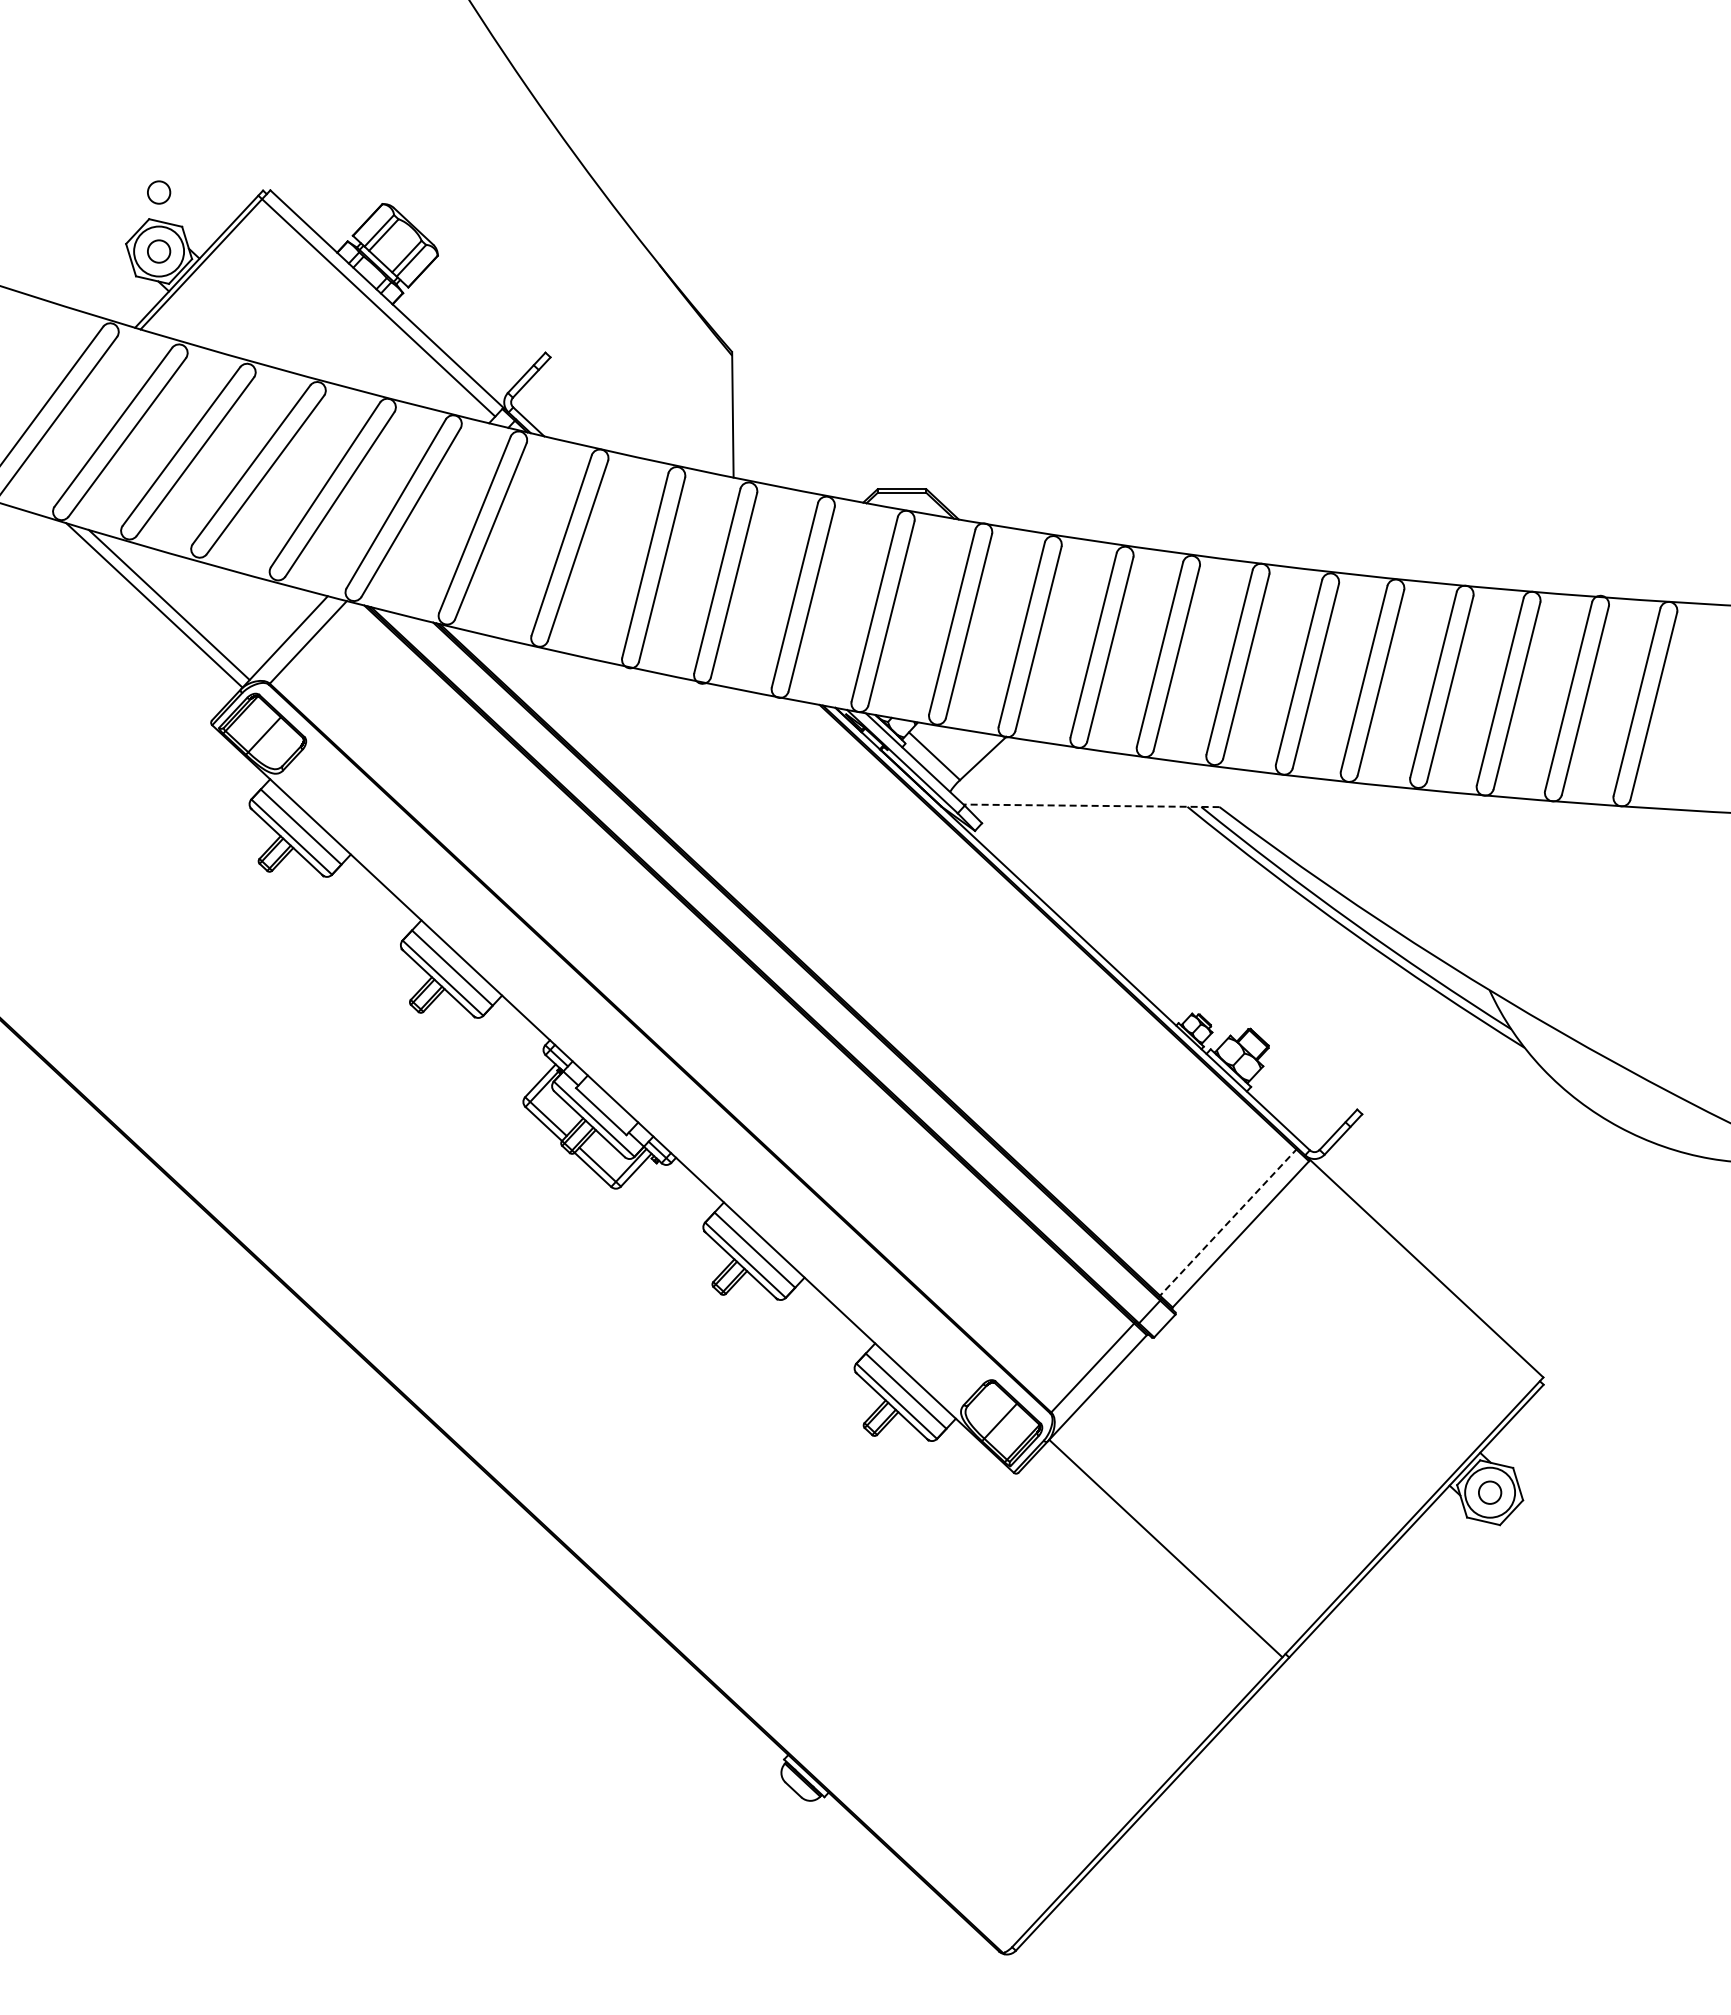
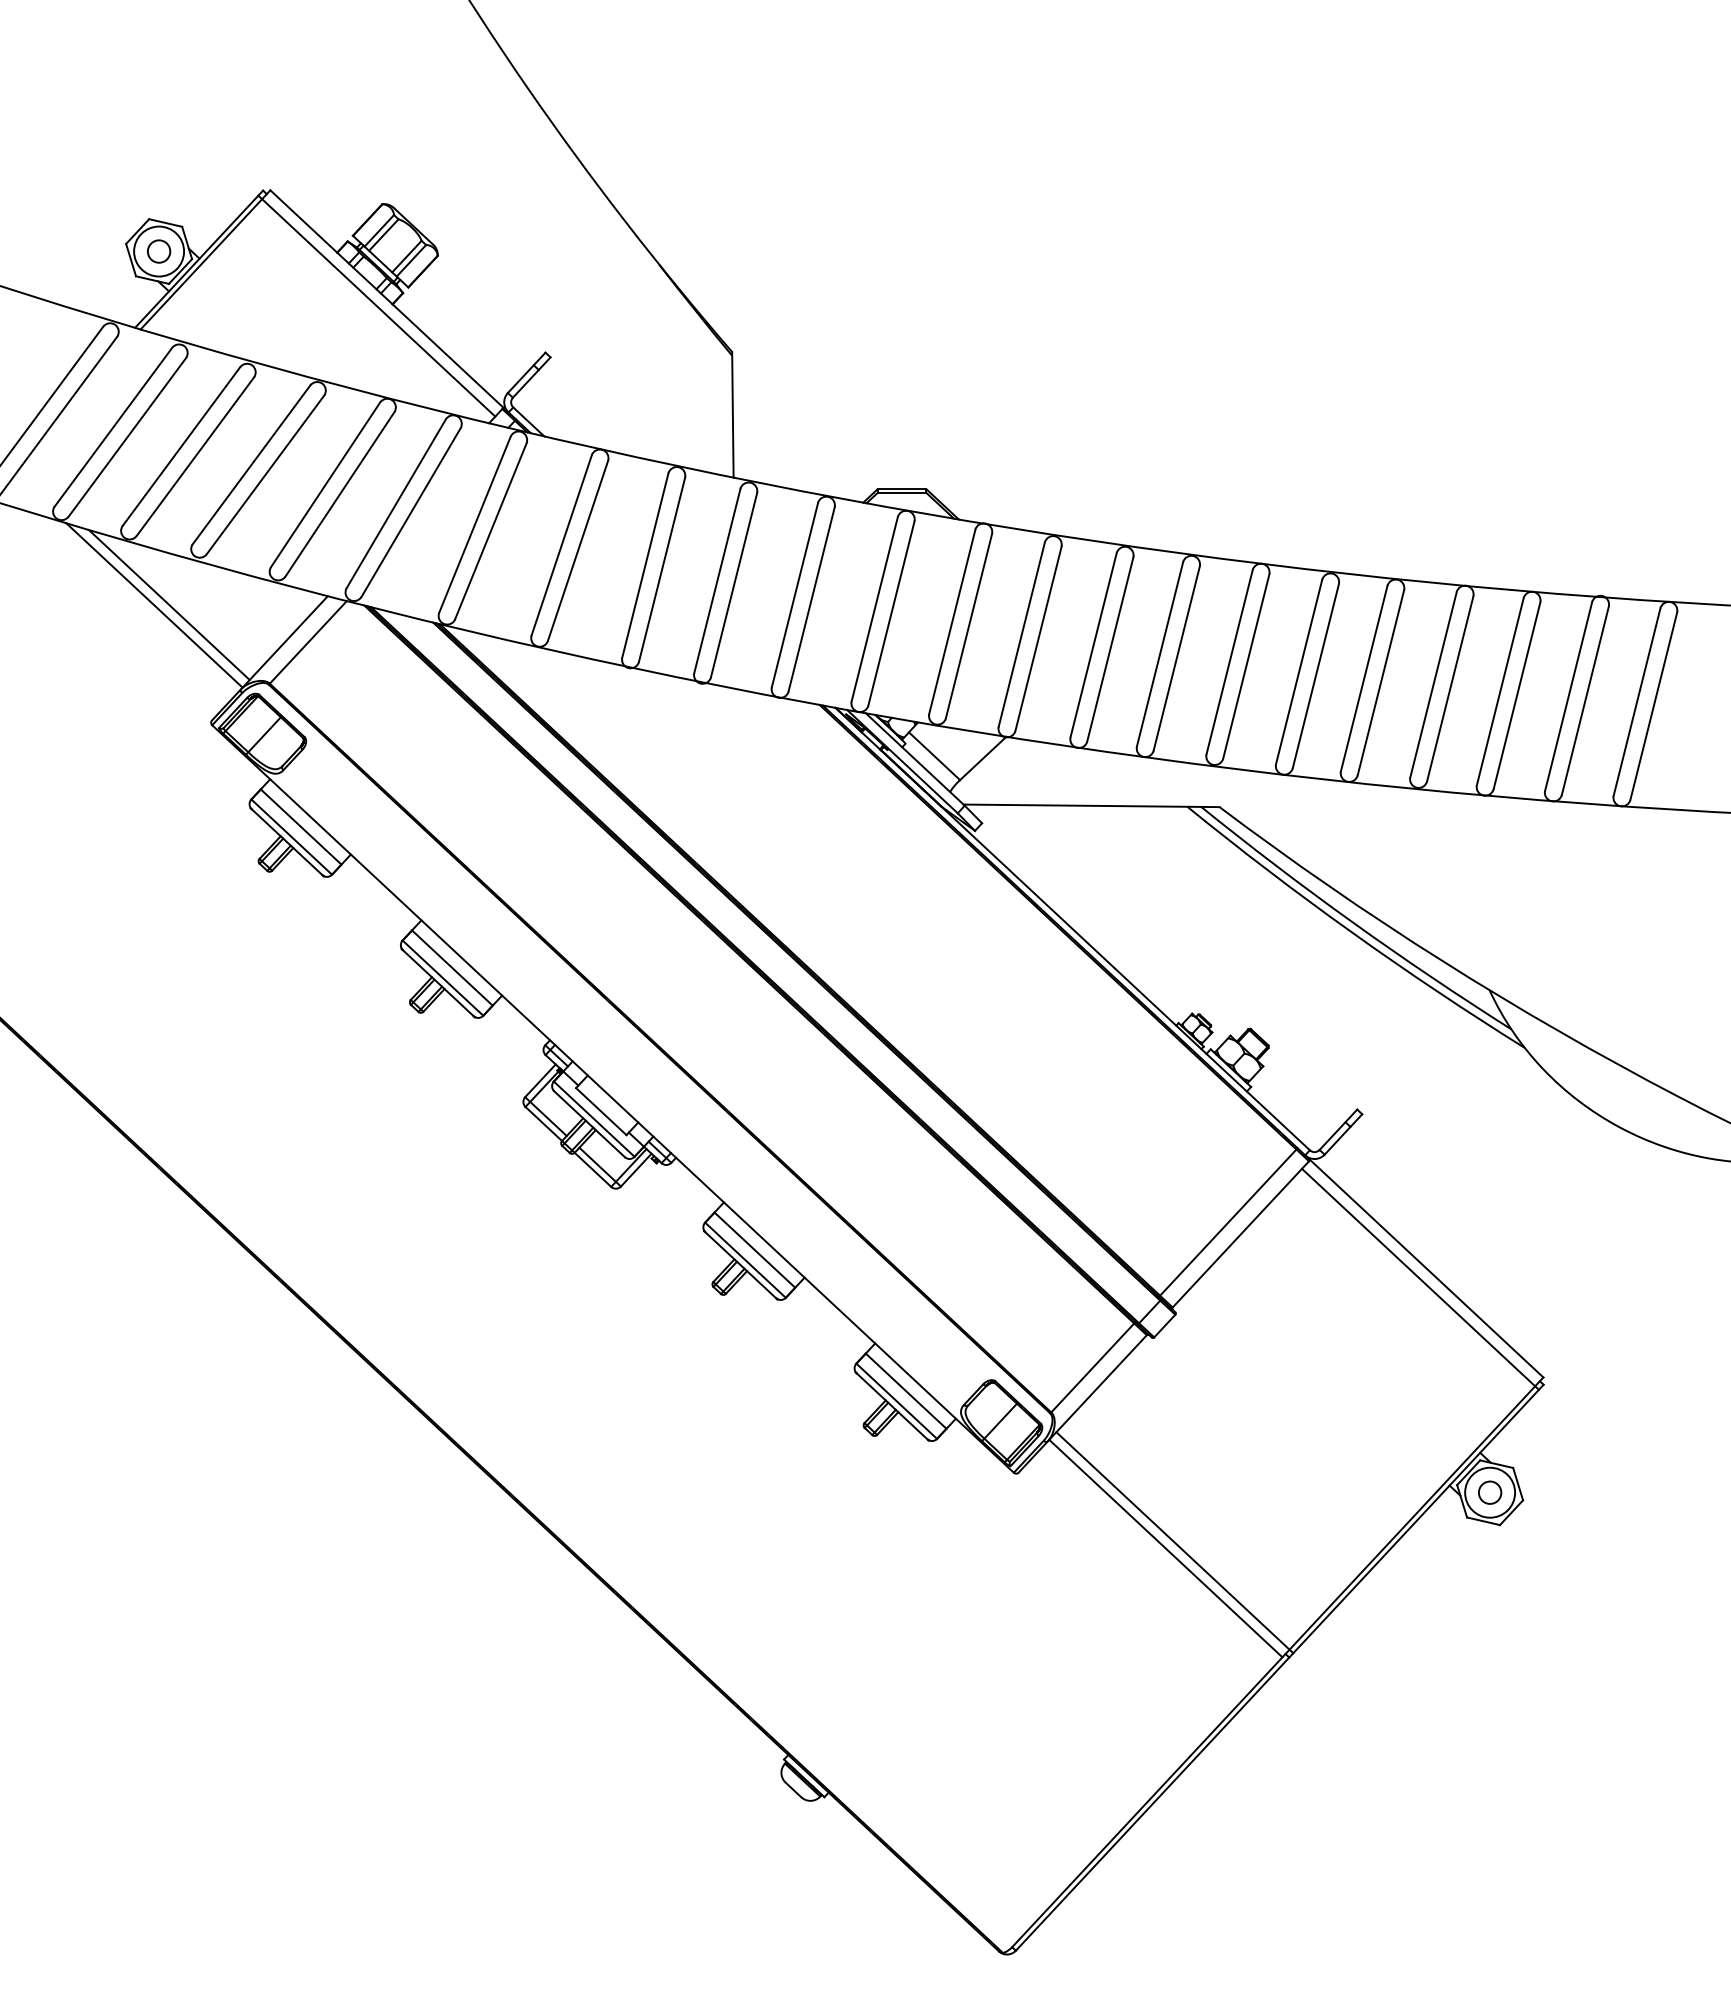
circle: present -> none (159, 192)
line: dashed -> solid (1091, 805)
line: dashed -> solid (1228, 1222)
line: none -> present (1419, 1278)
line: none -> present (1174, 1542)
